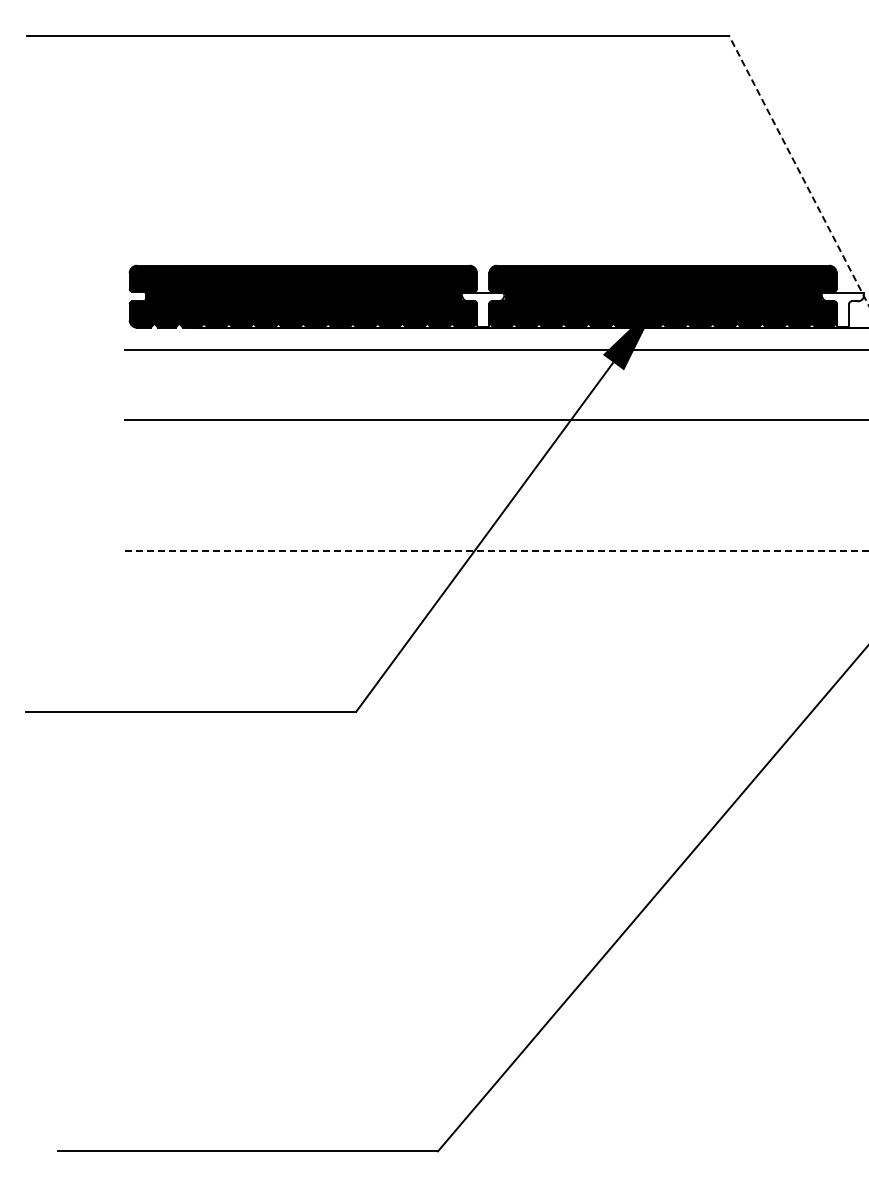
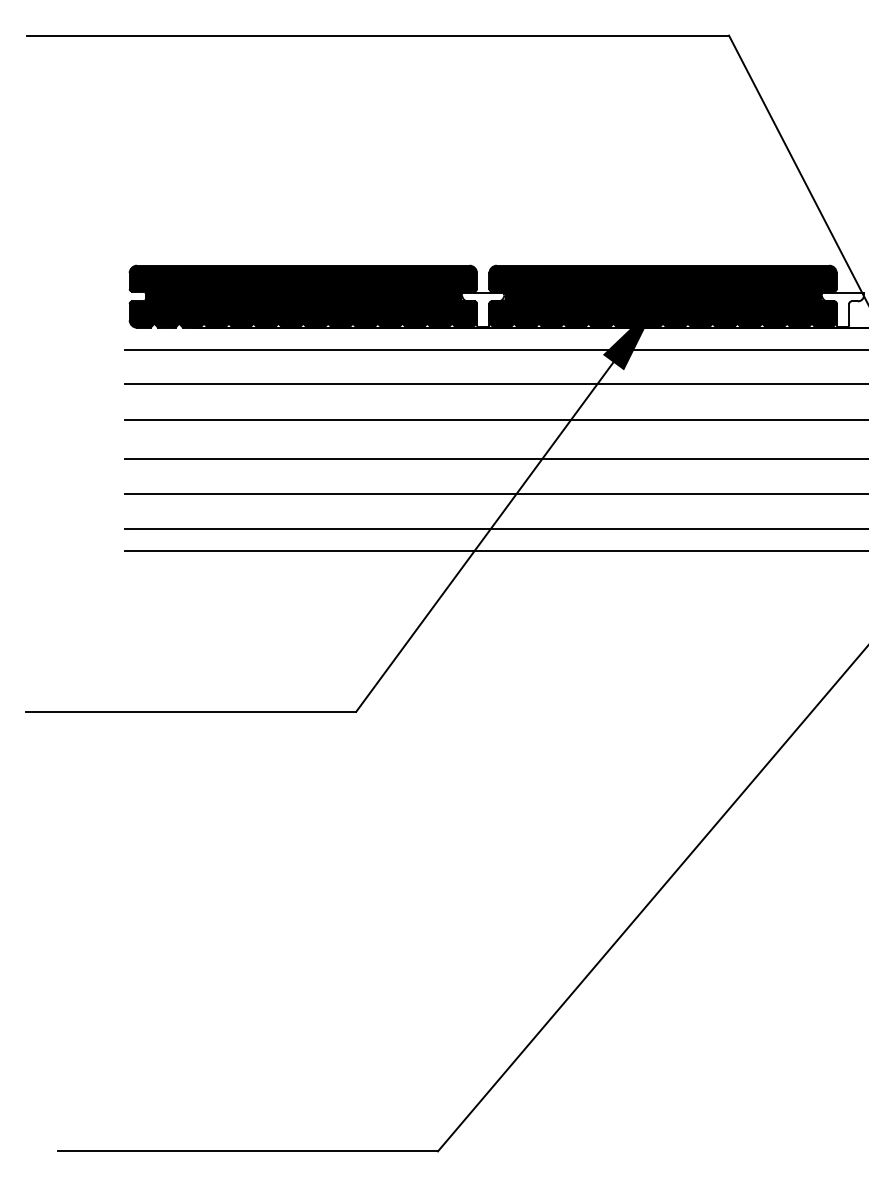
line: dashed -> solid (798, 170)
line: none -> present (495, 383)
line: none -> present (495, 459)
line: none -> present (495, 493)
line: none -> present (495, 528)
line: dashed -> solid (497, 551)
